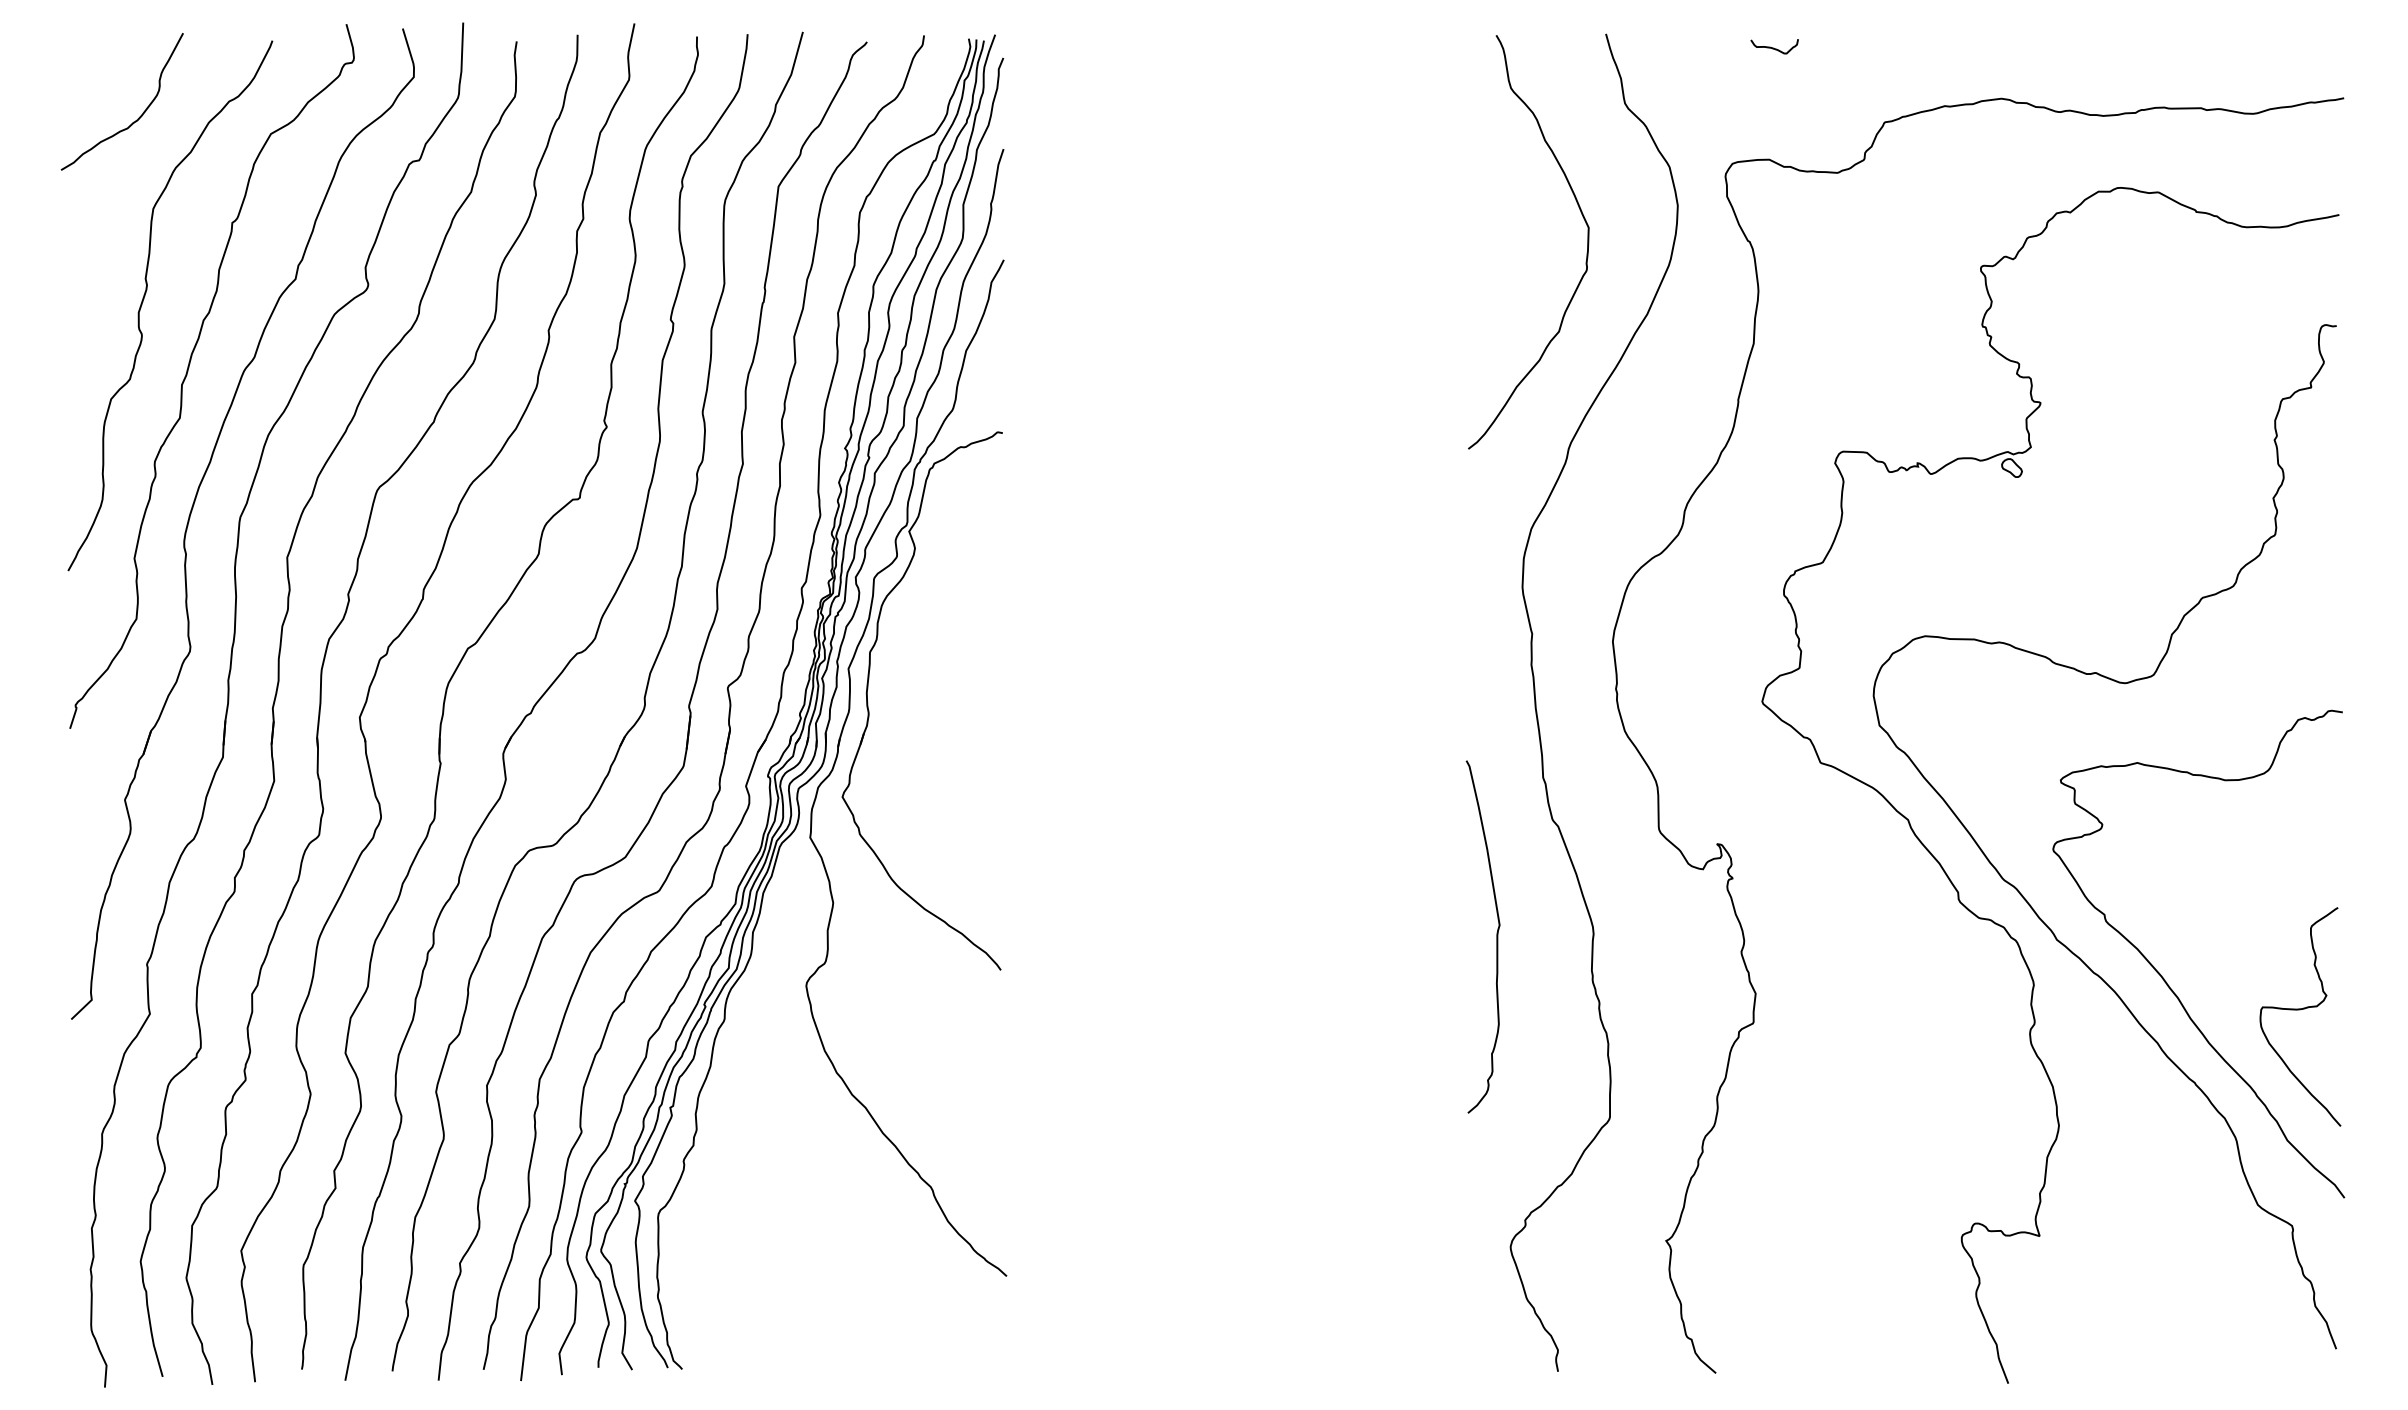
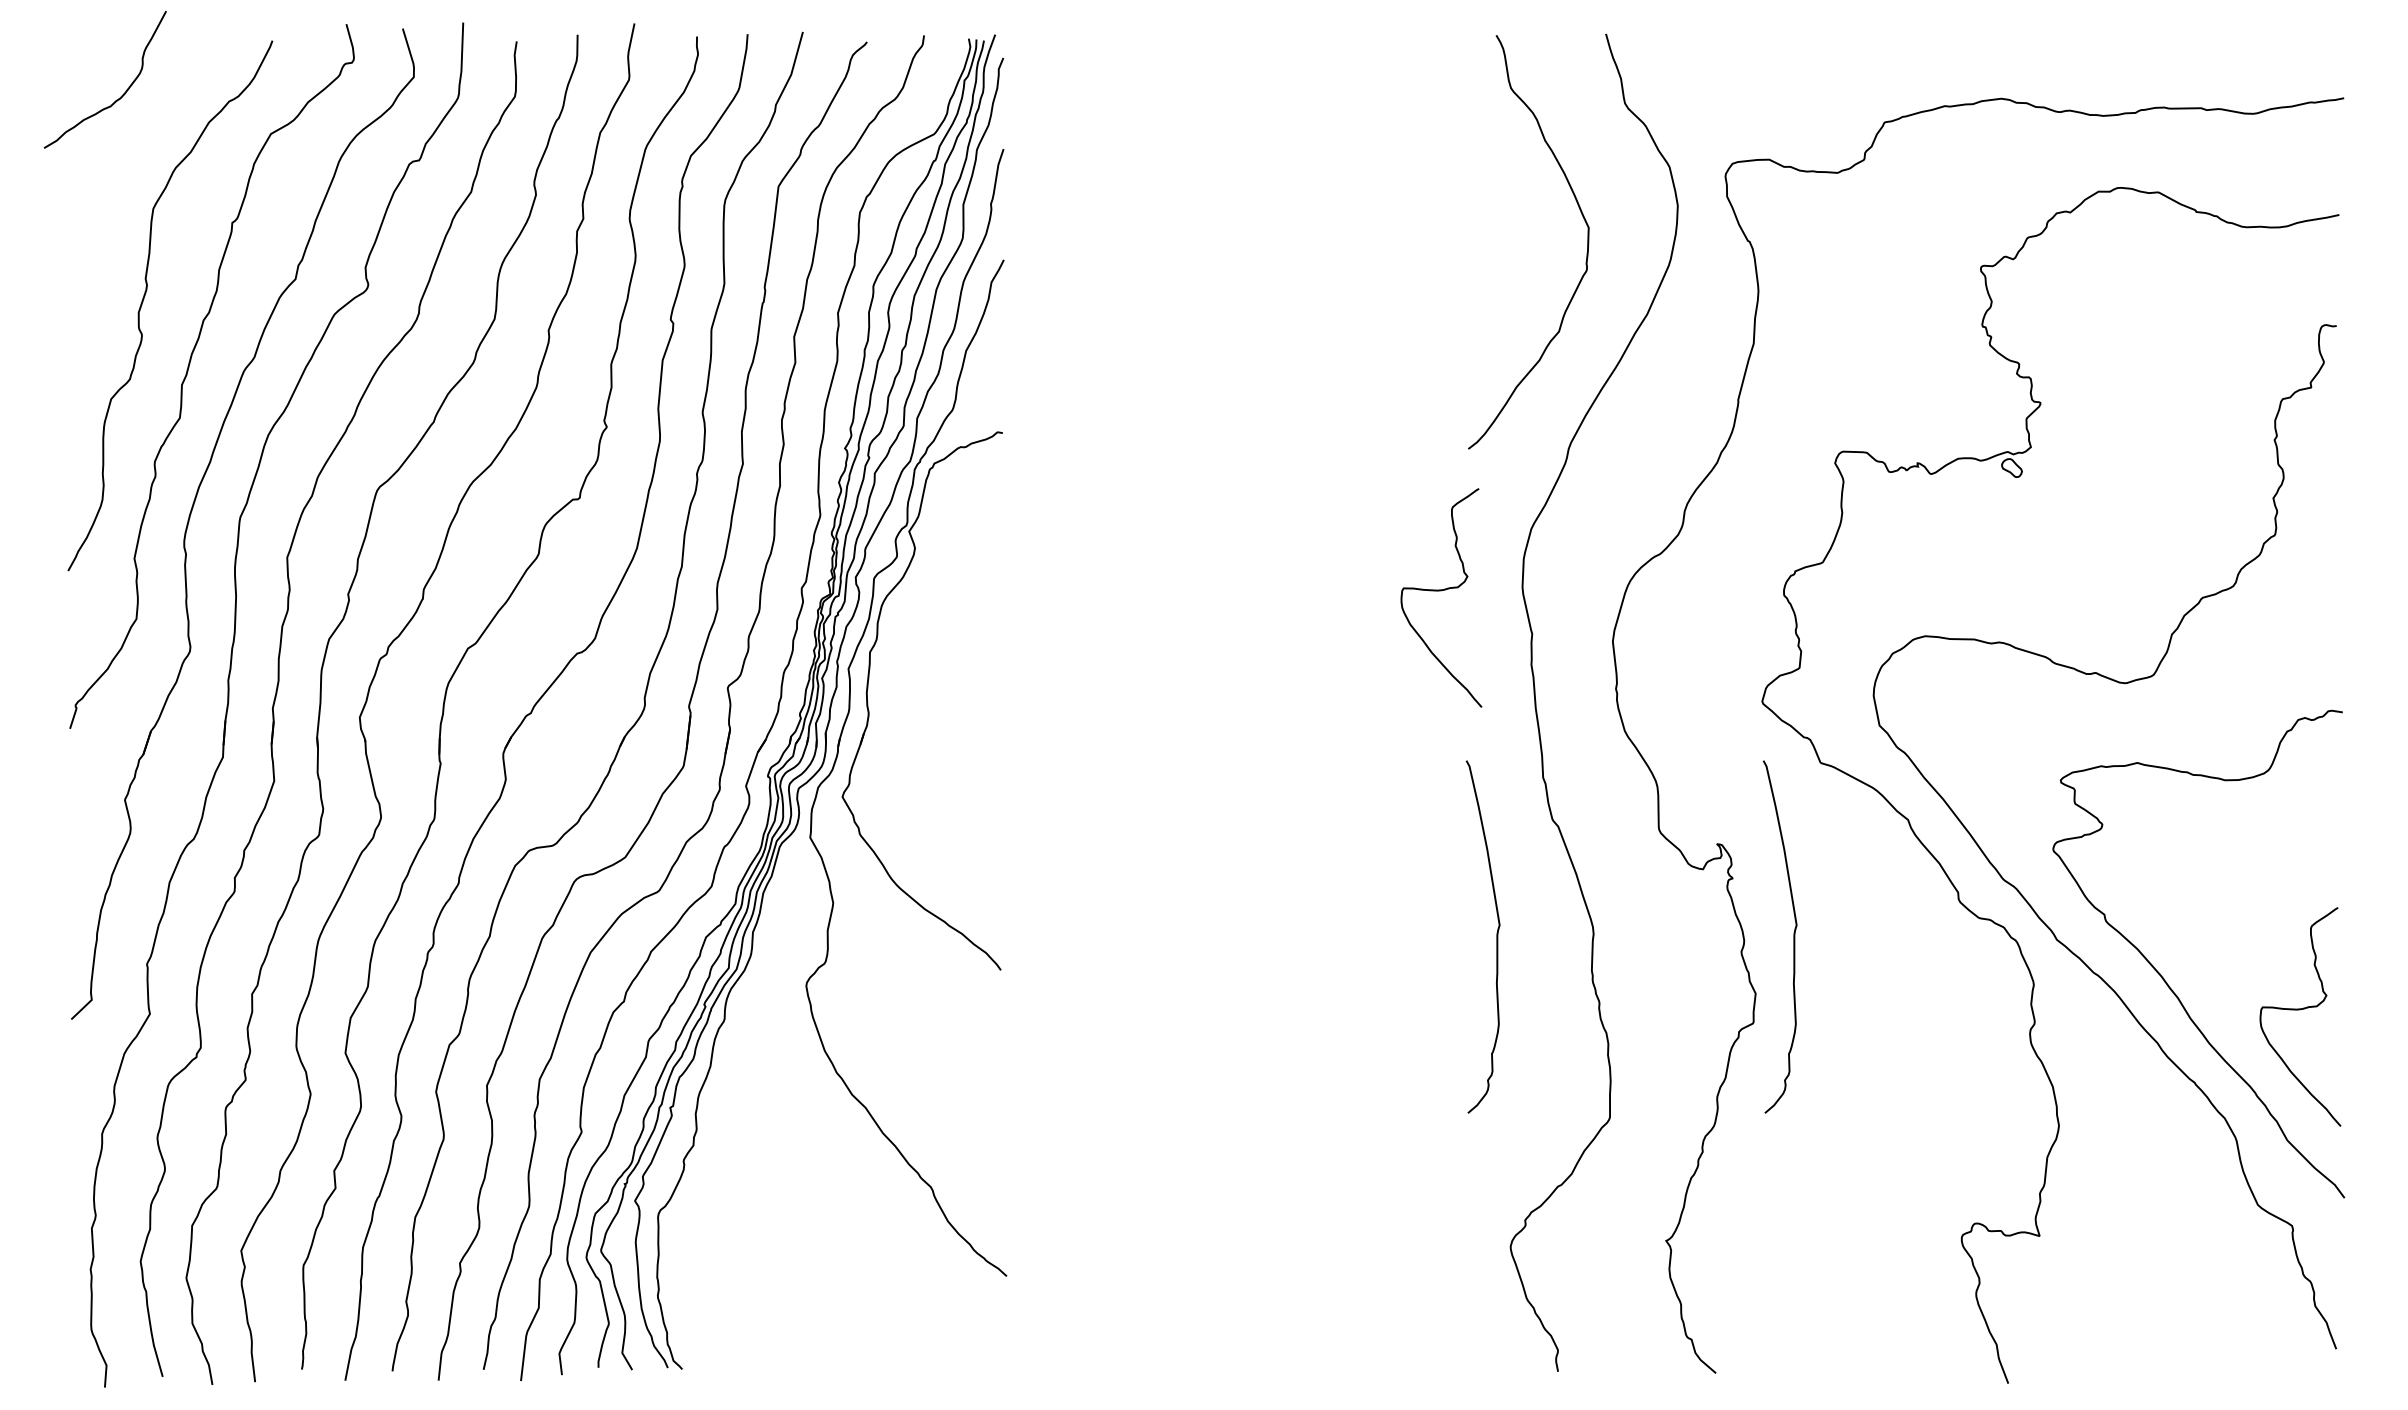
curve: present -> none (1773, 47)
curve position: (133, 121) -> (116, 99) (116, 99)
curve: none -> present (1441, 591)
curve: none -> present (1793, 936)
